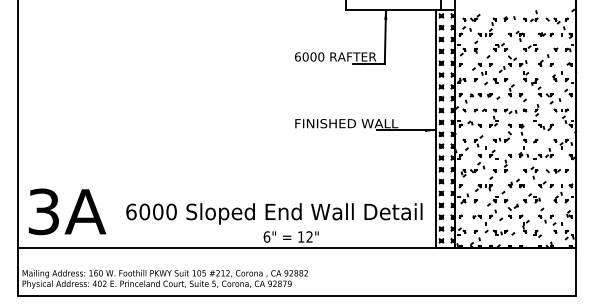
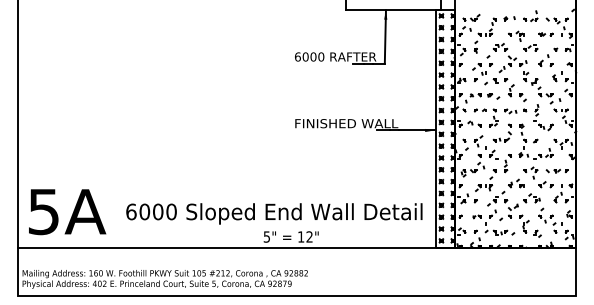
text: 3A -> 5A (43, 211)
text: 6" -> 5" (266, 236)
